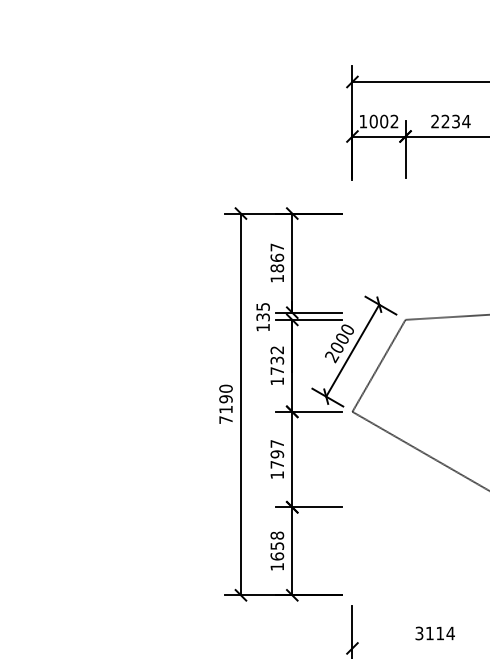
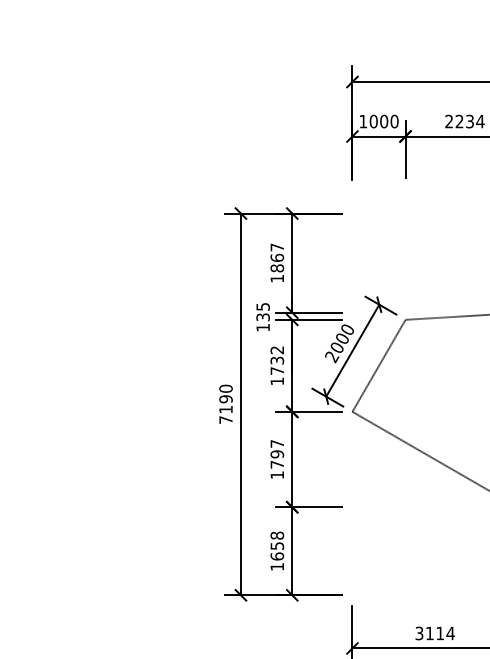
text: 1002 -> 1000 (394, 121)
text position: (450, 121) -> (464, 121) (464, 121)
line: none -> present (419, 648)
